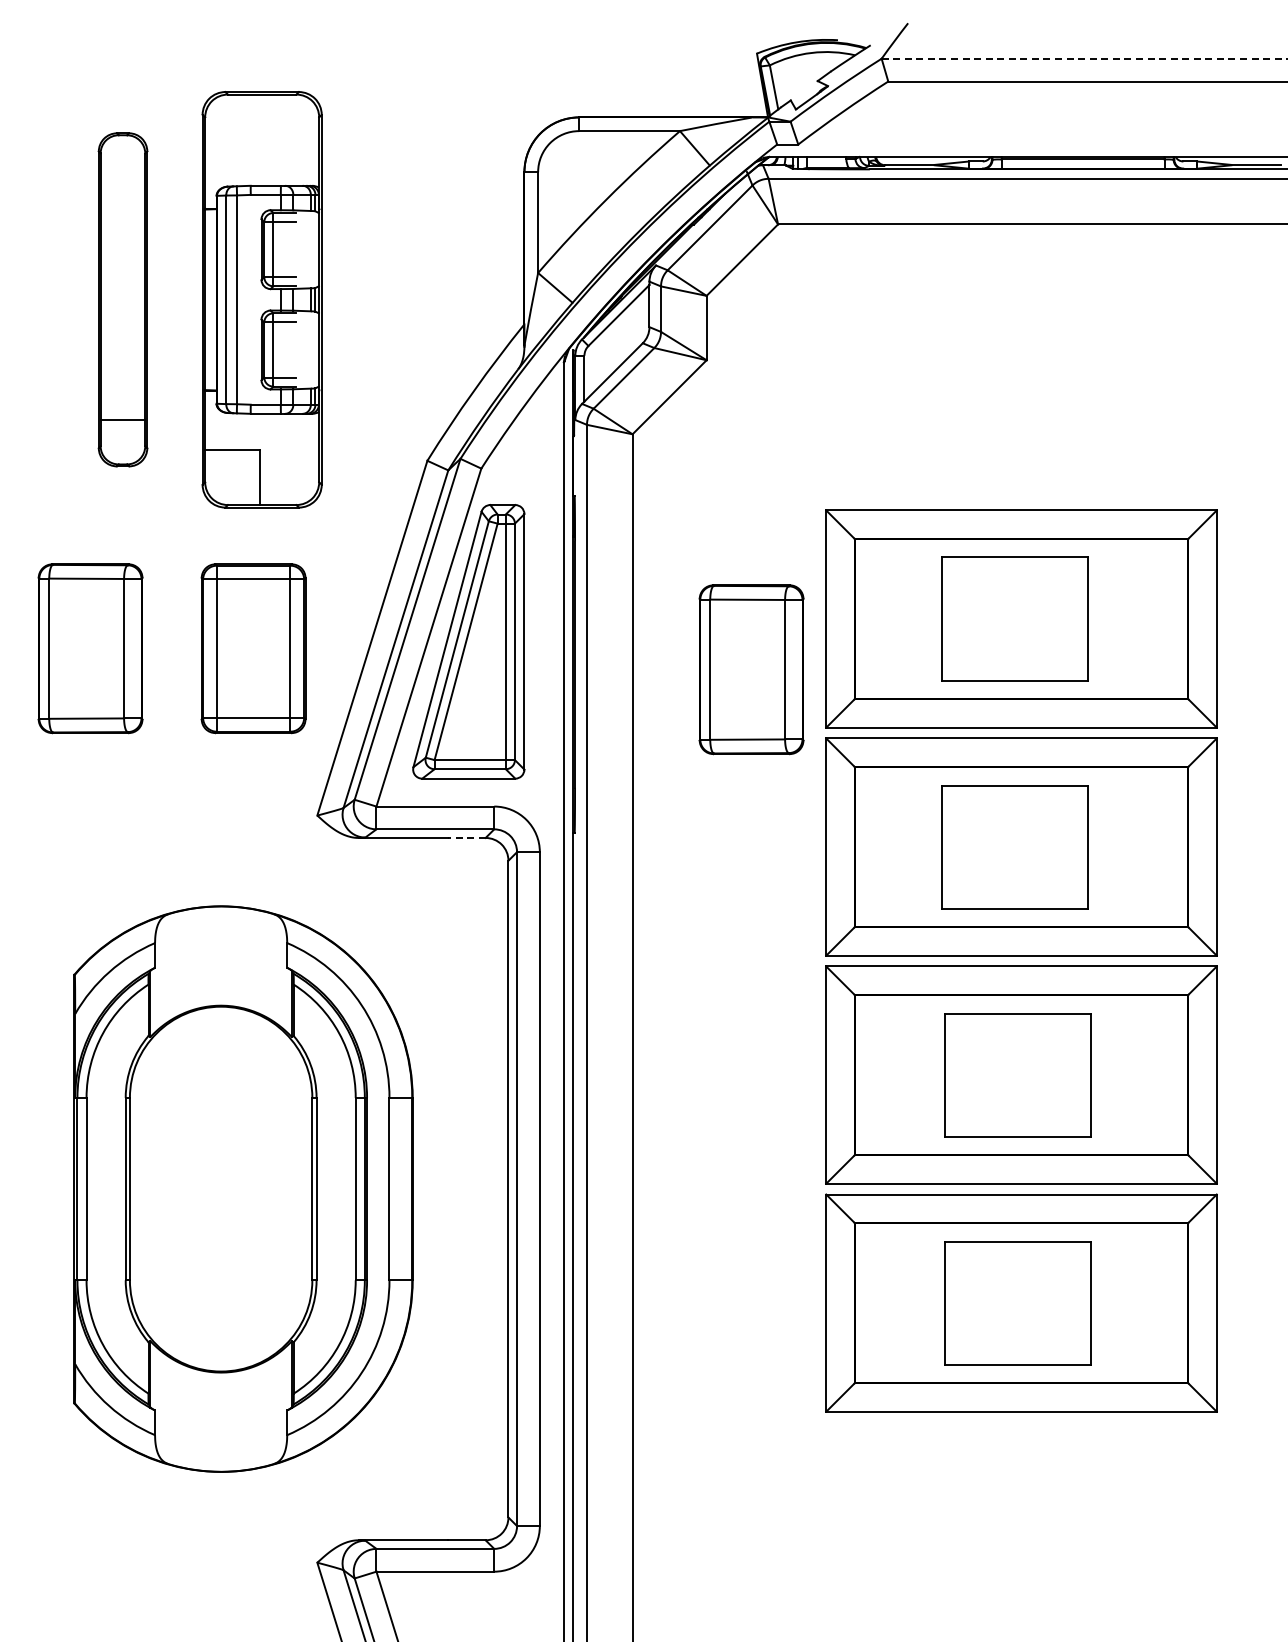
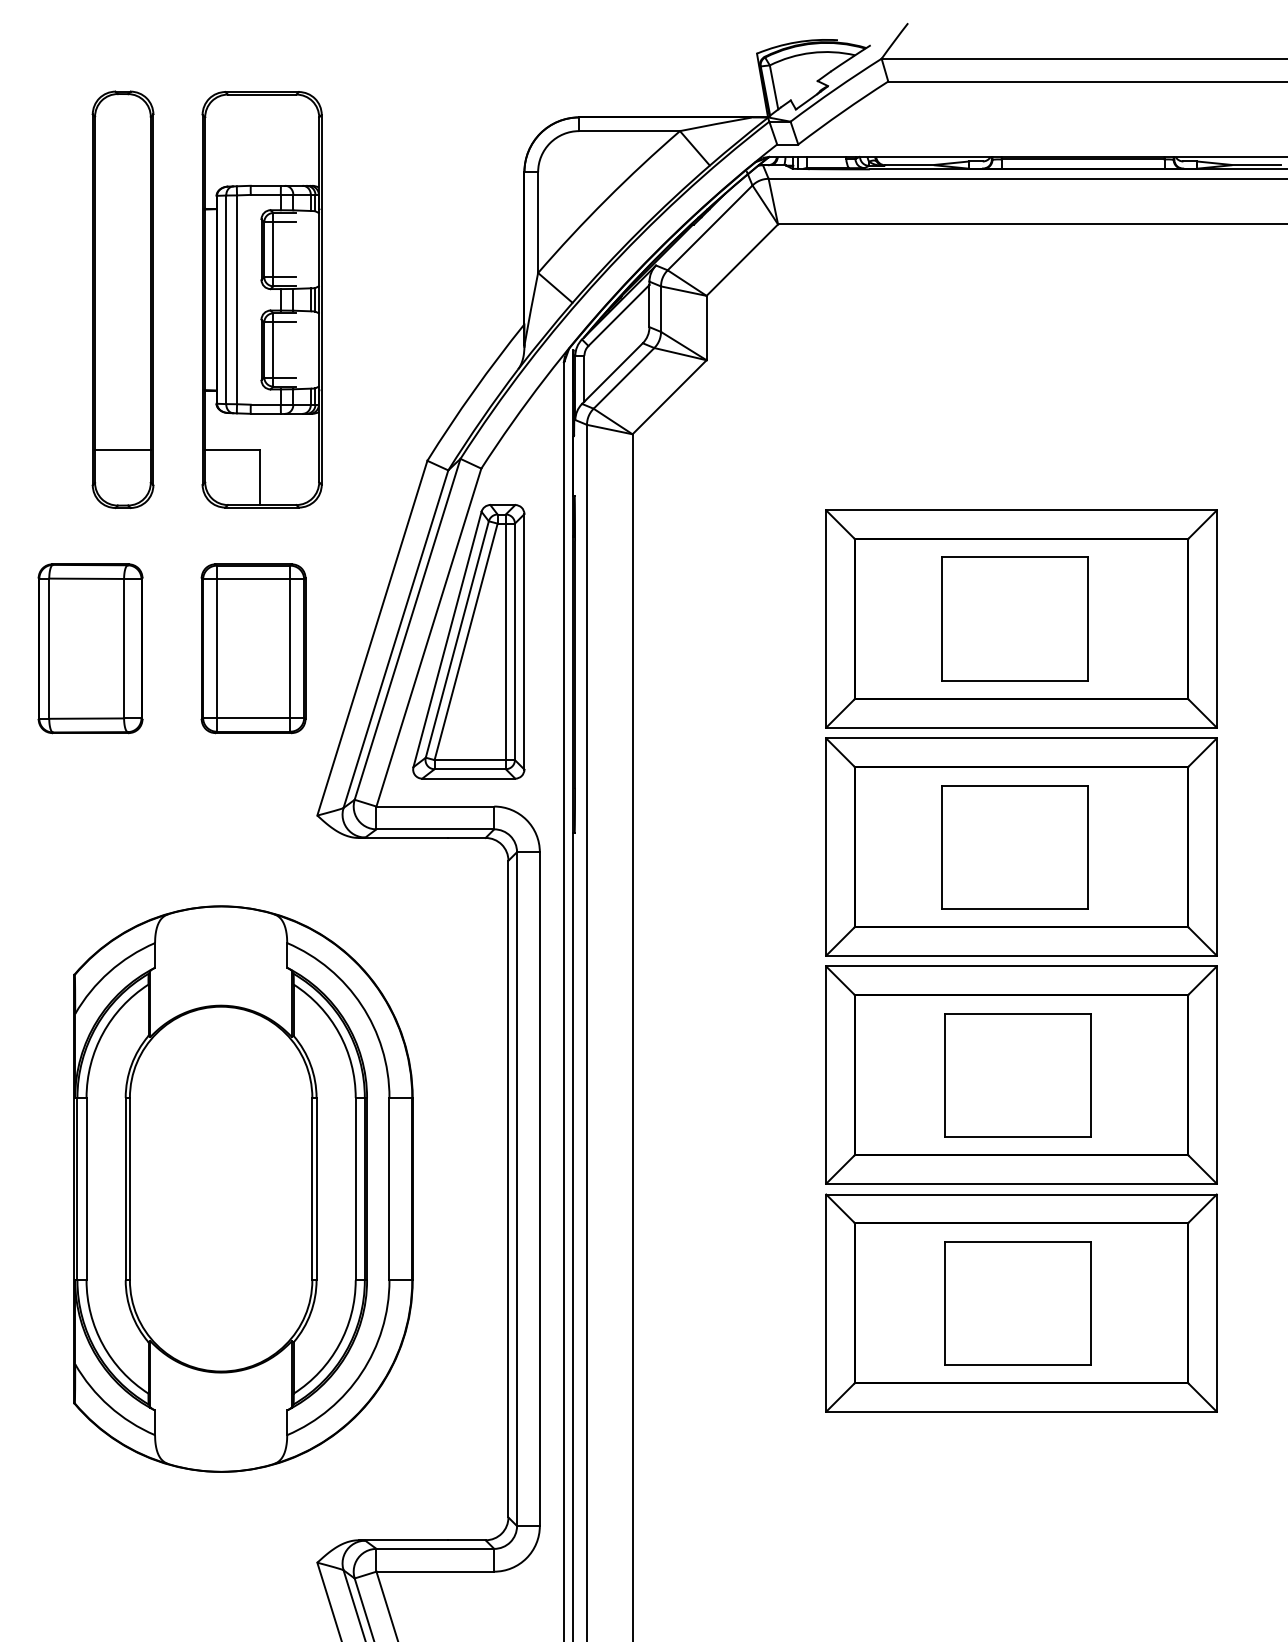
line: dashed -> solid (1084, 58)
part size: 52x336 px -> 64x420 px (122, 299)
part: present -> none (751, 669)
line: dashed -> solid (466, 837)
